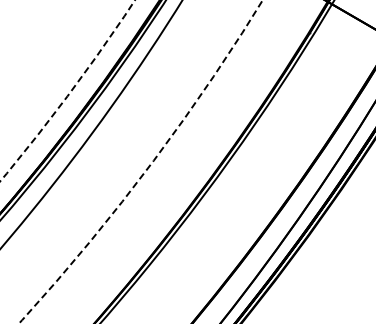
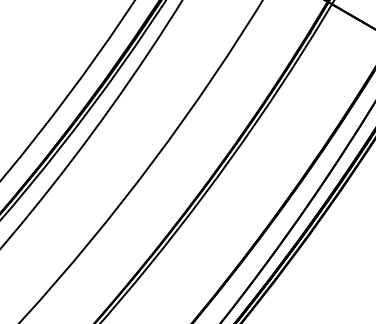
circle: dashed -> solid (67, 90)
circle: dashed -> solid (140, 161)
